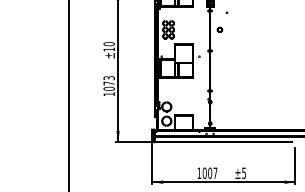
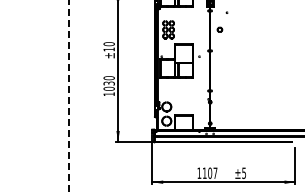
text: 1073 -> 1030 (108, 80)
line: solid -> dashed (68, 96)
text: 1007 -> 1107 (204, 172)
